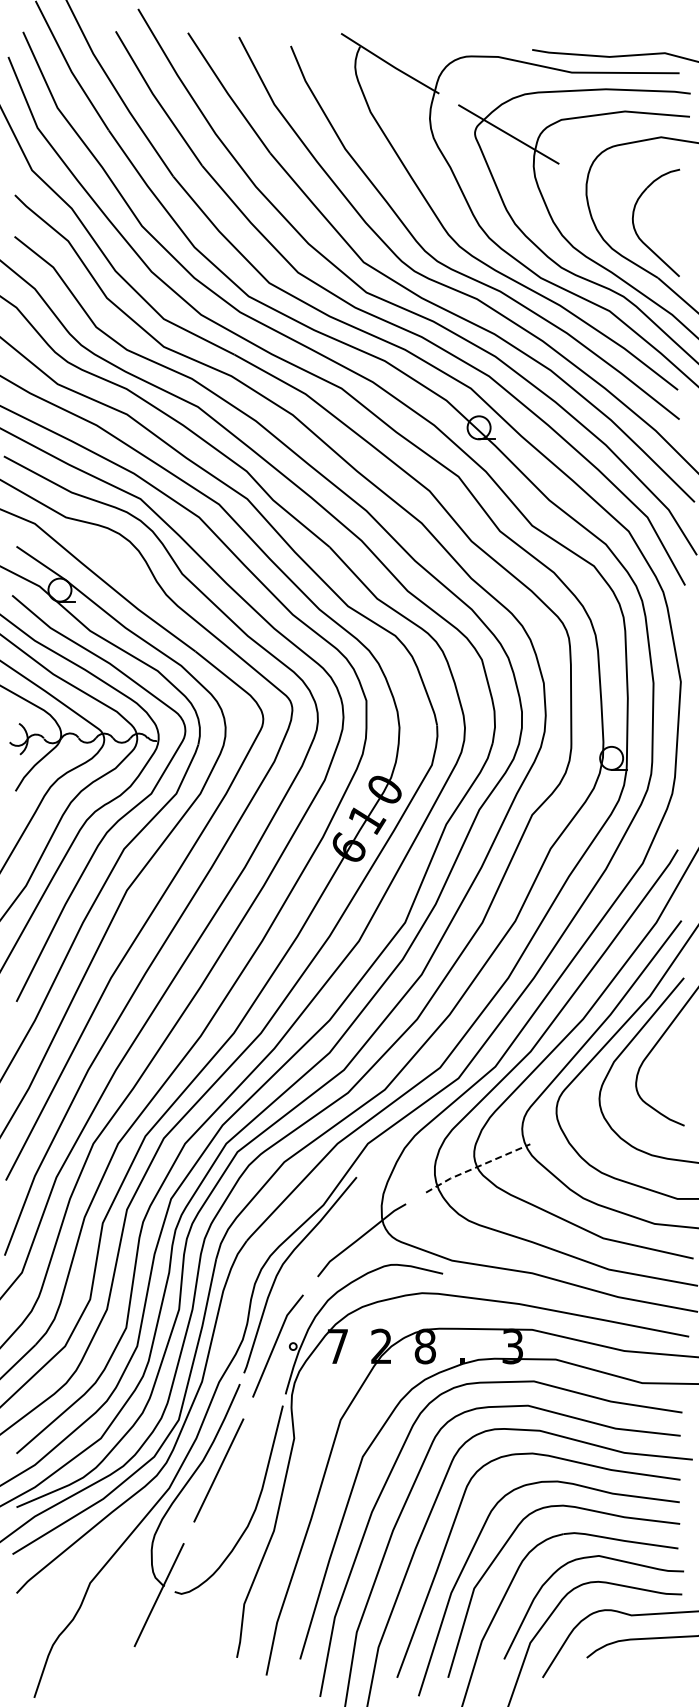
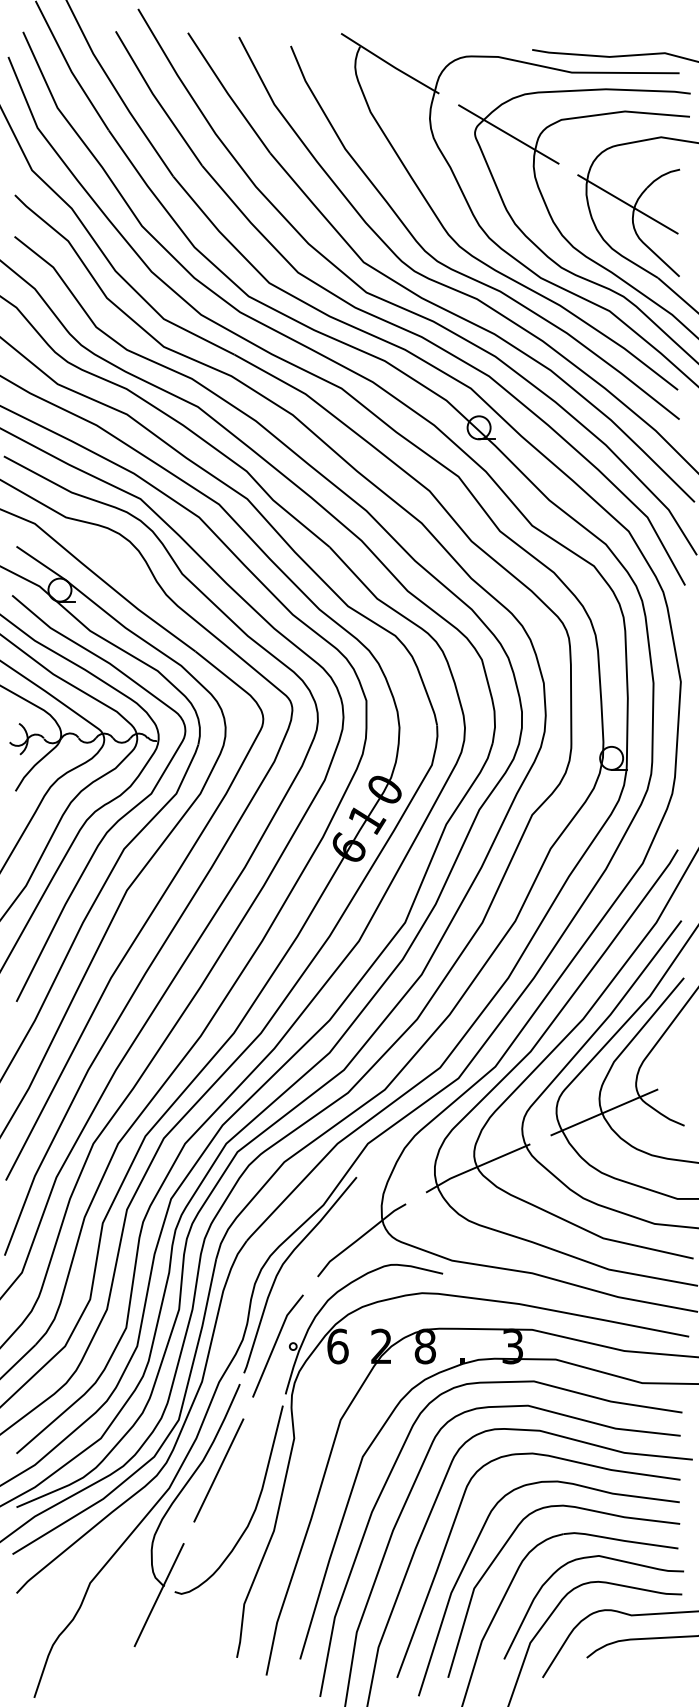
line: none -> present (627, 204)
line: none -> present (604, 1112)
line: dashed -> solid (476, 1167)
text: 7 -> 6 (337, 1346)
